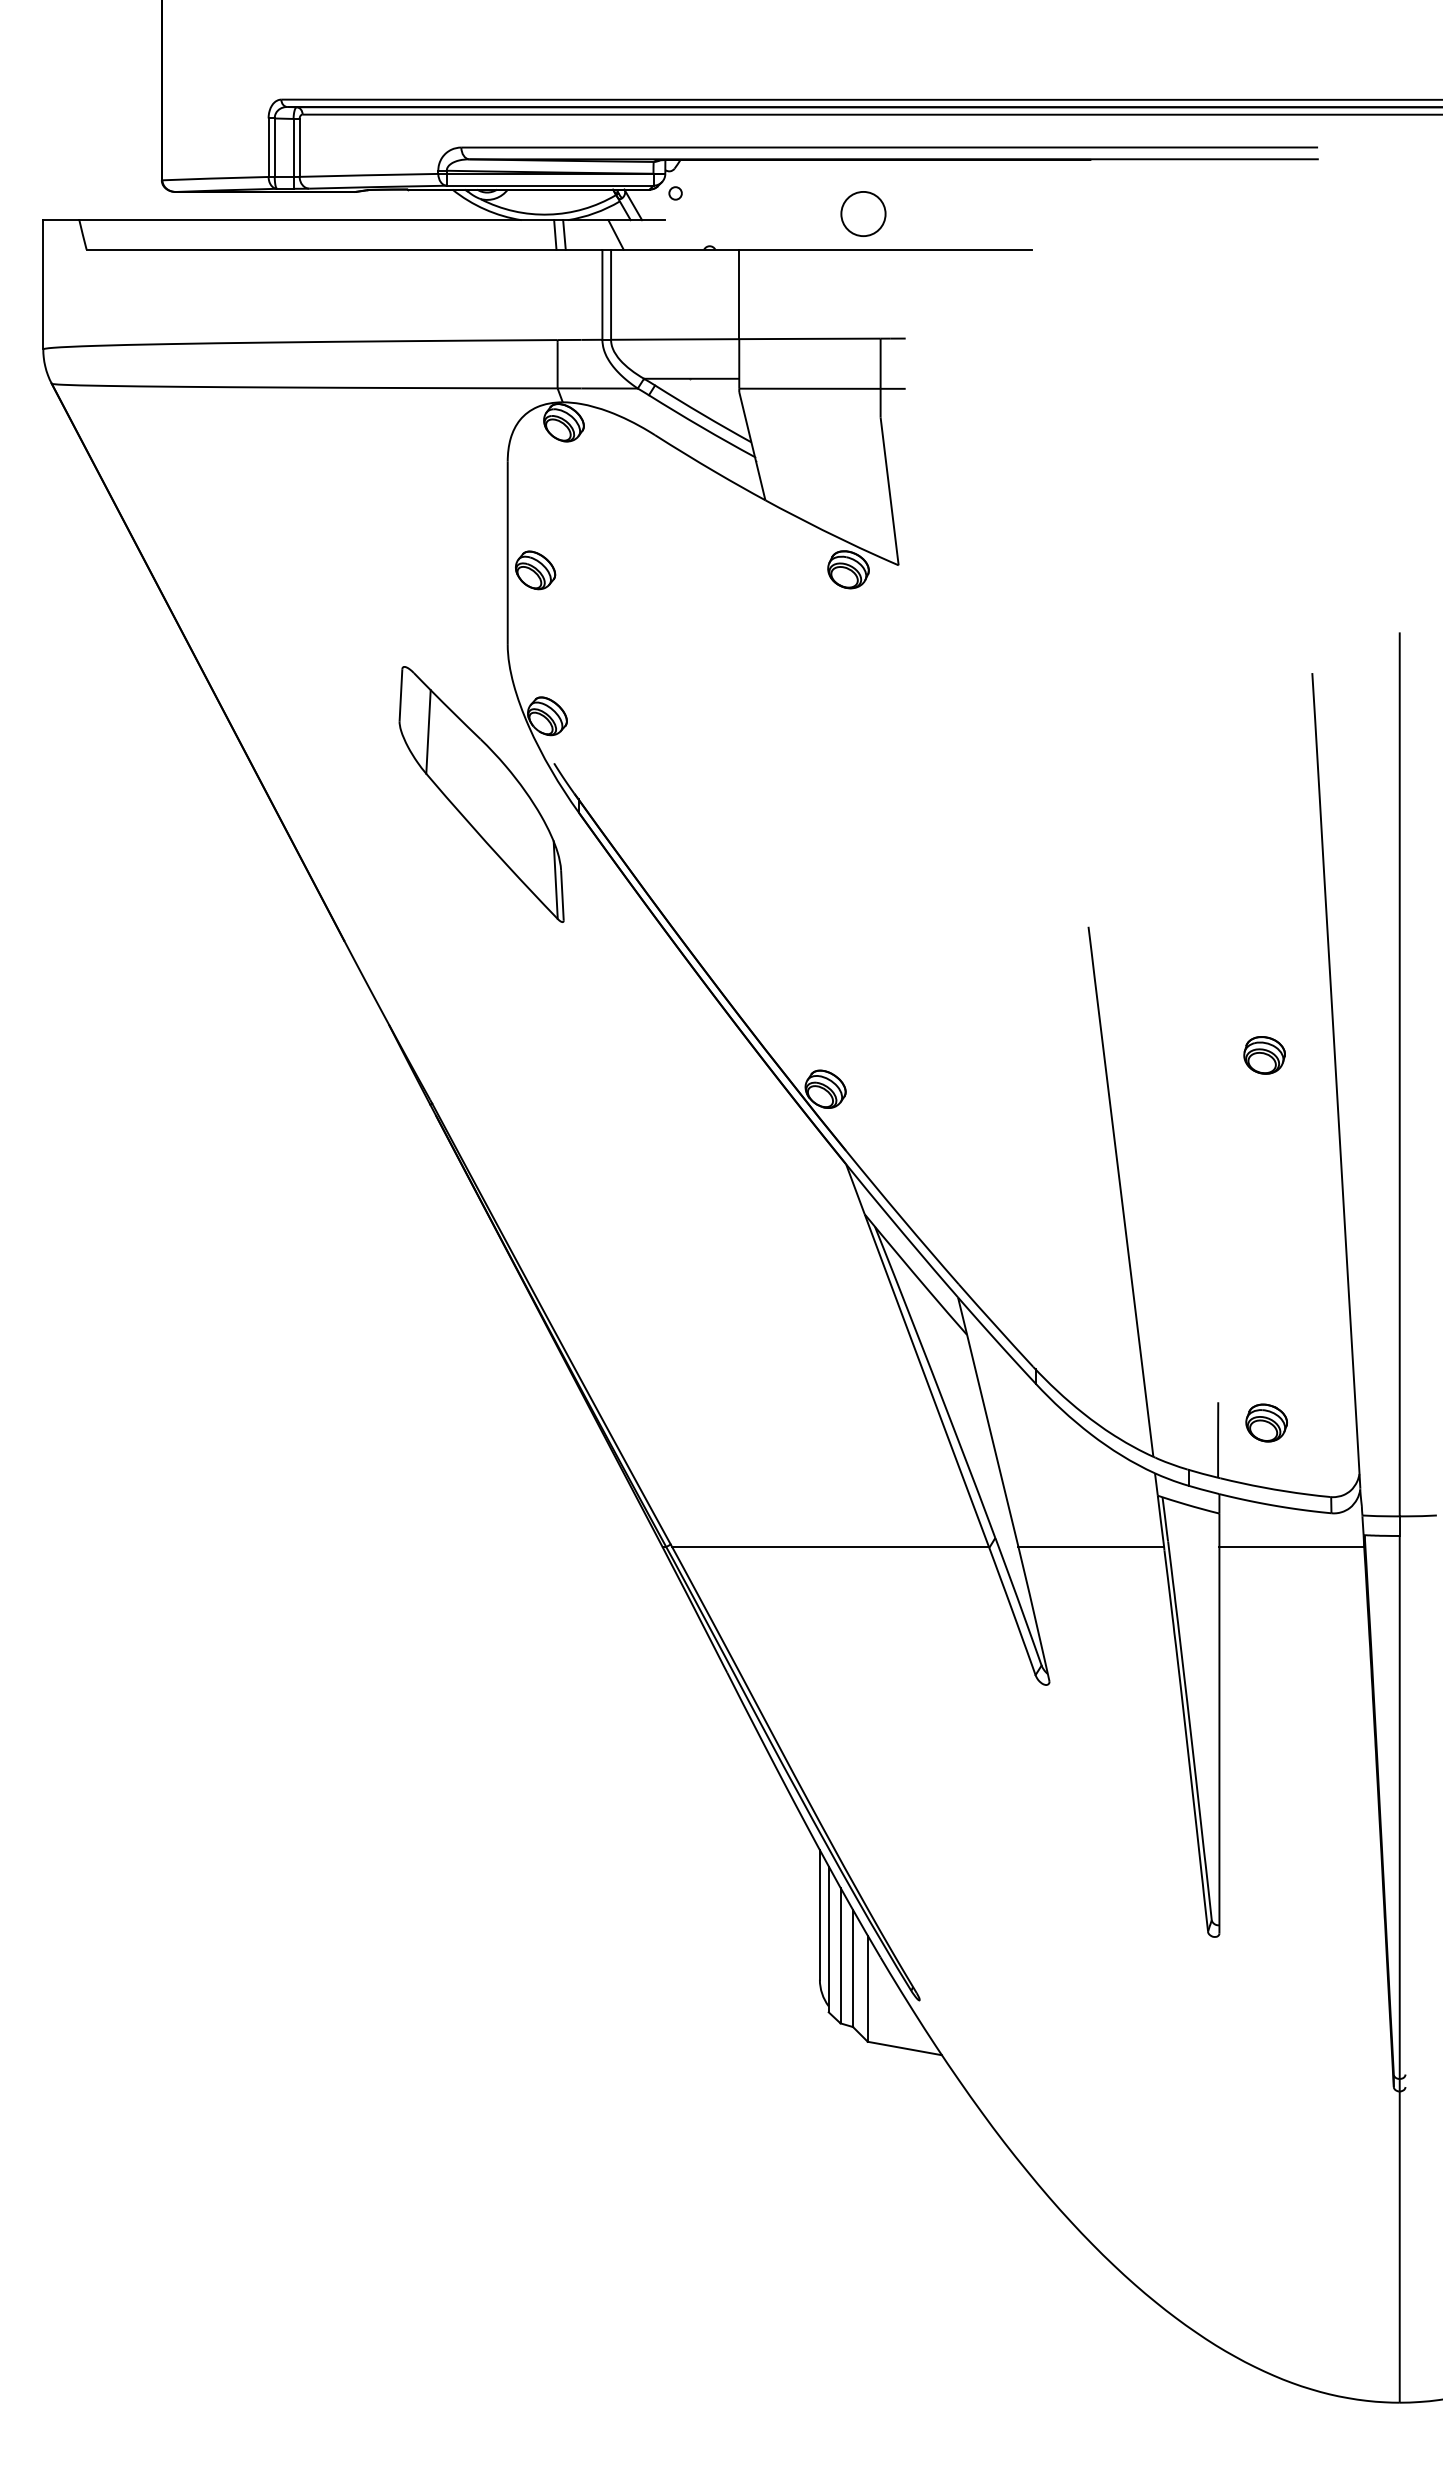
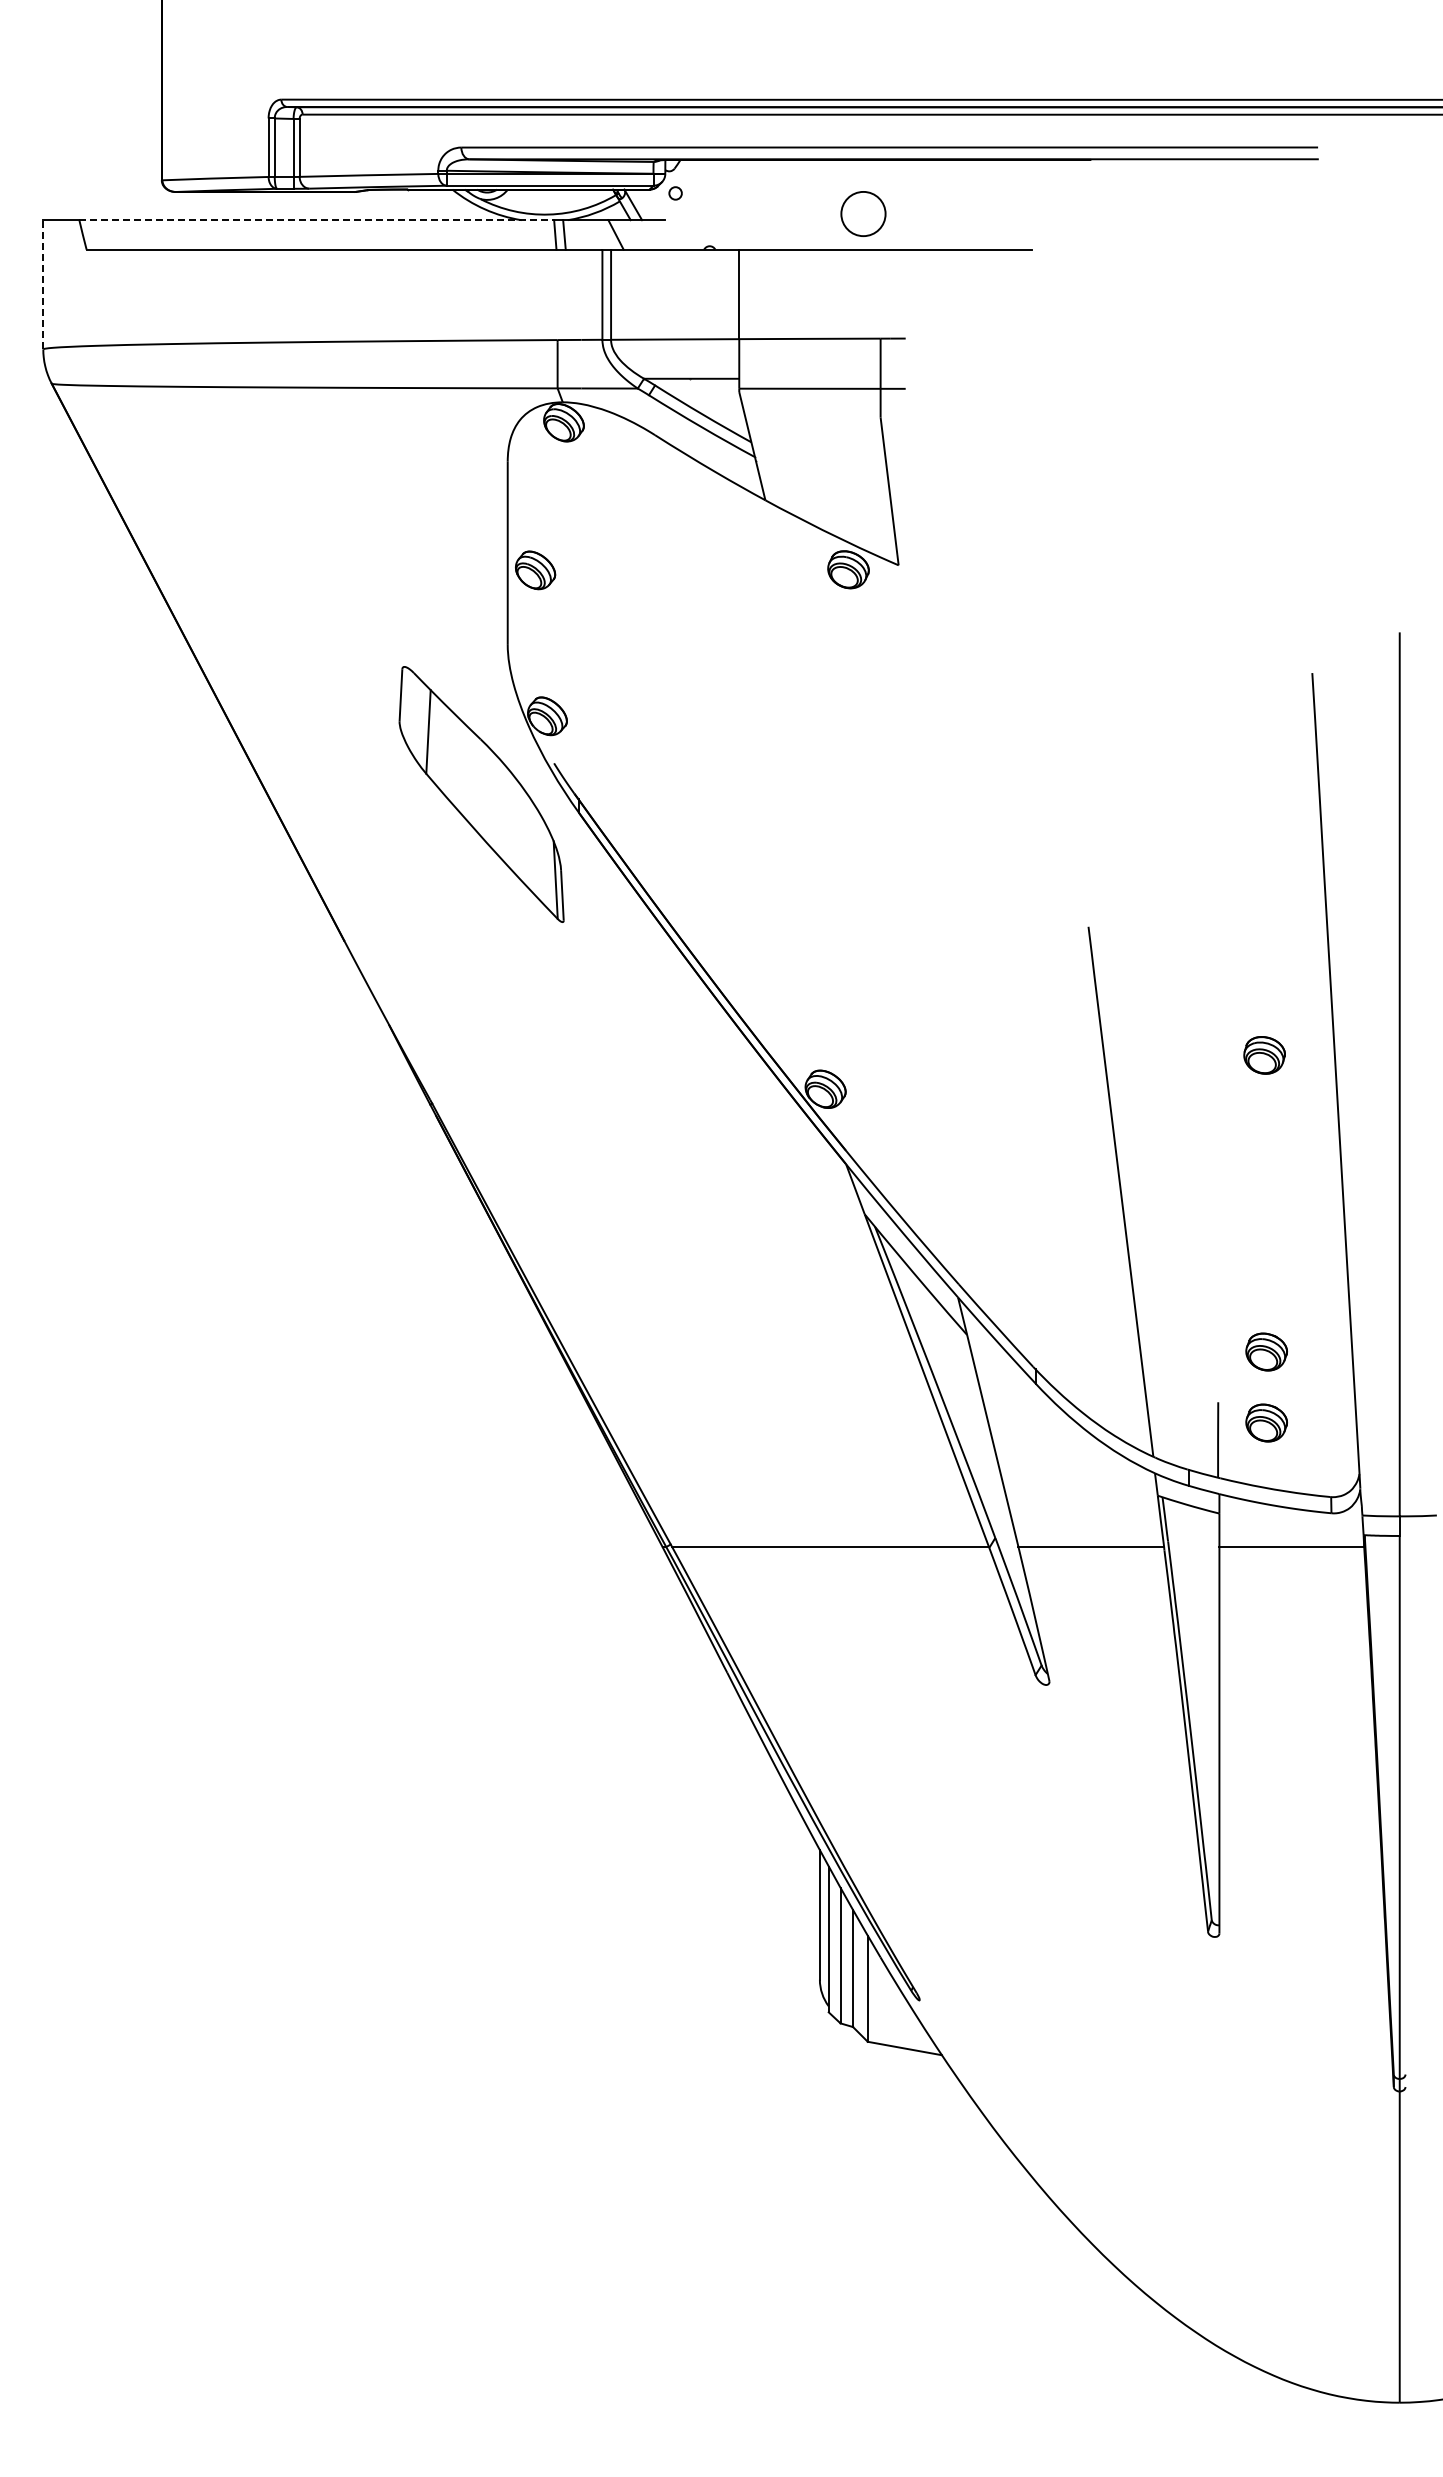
line: solid -> dashed (317, 220)
line: solid -> dashed (43, 284)
part: none -> present (1266, 1351)
